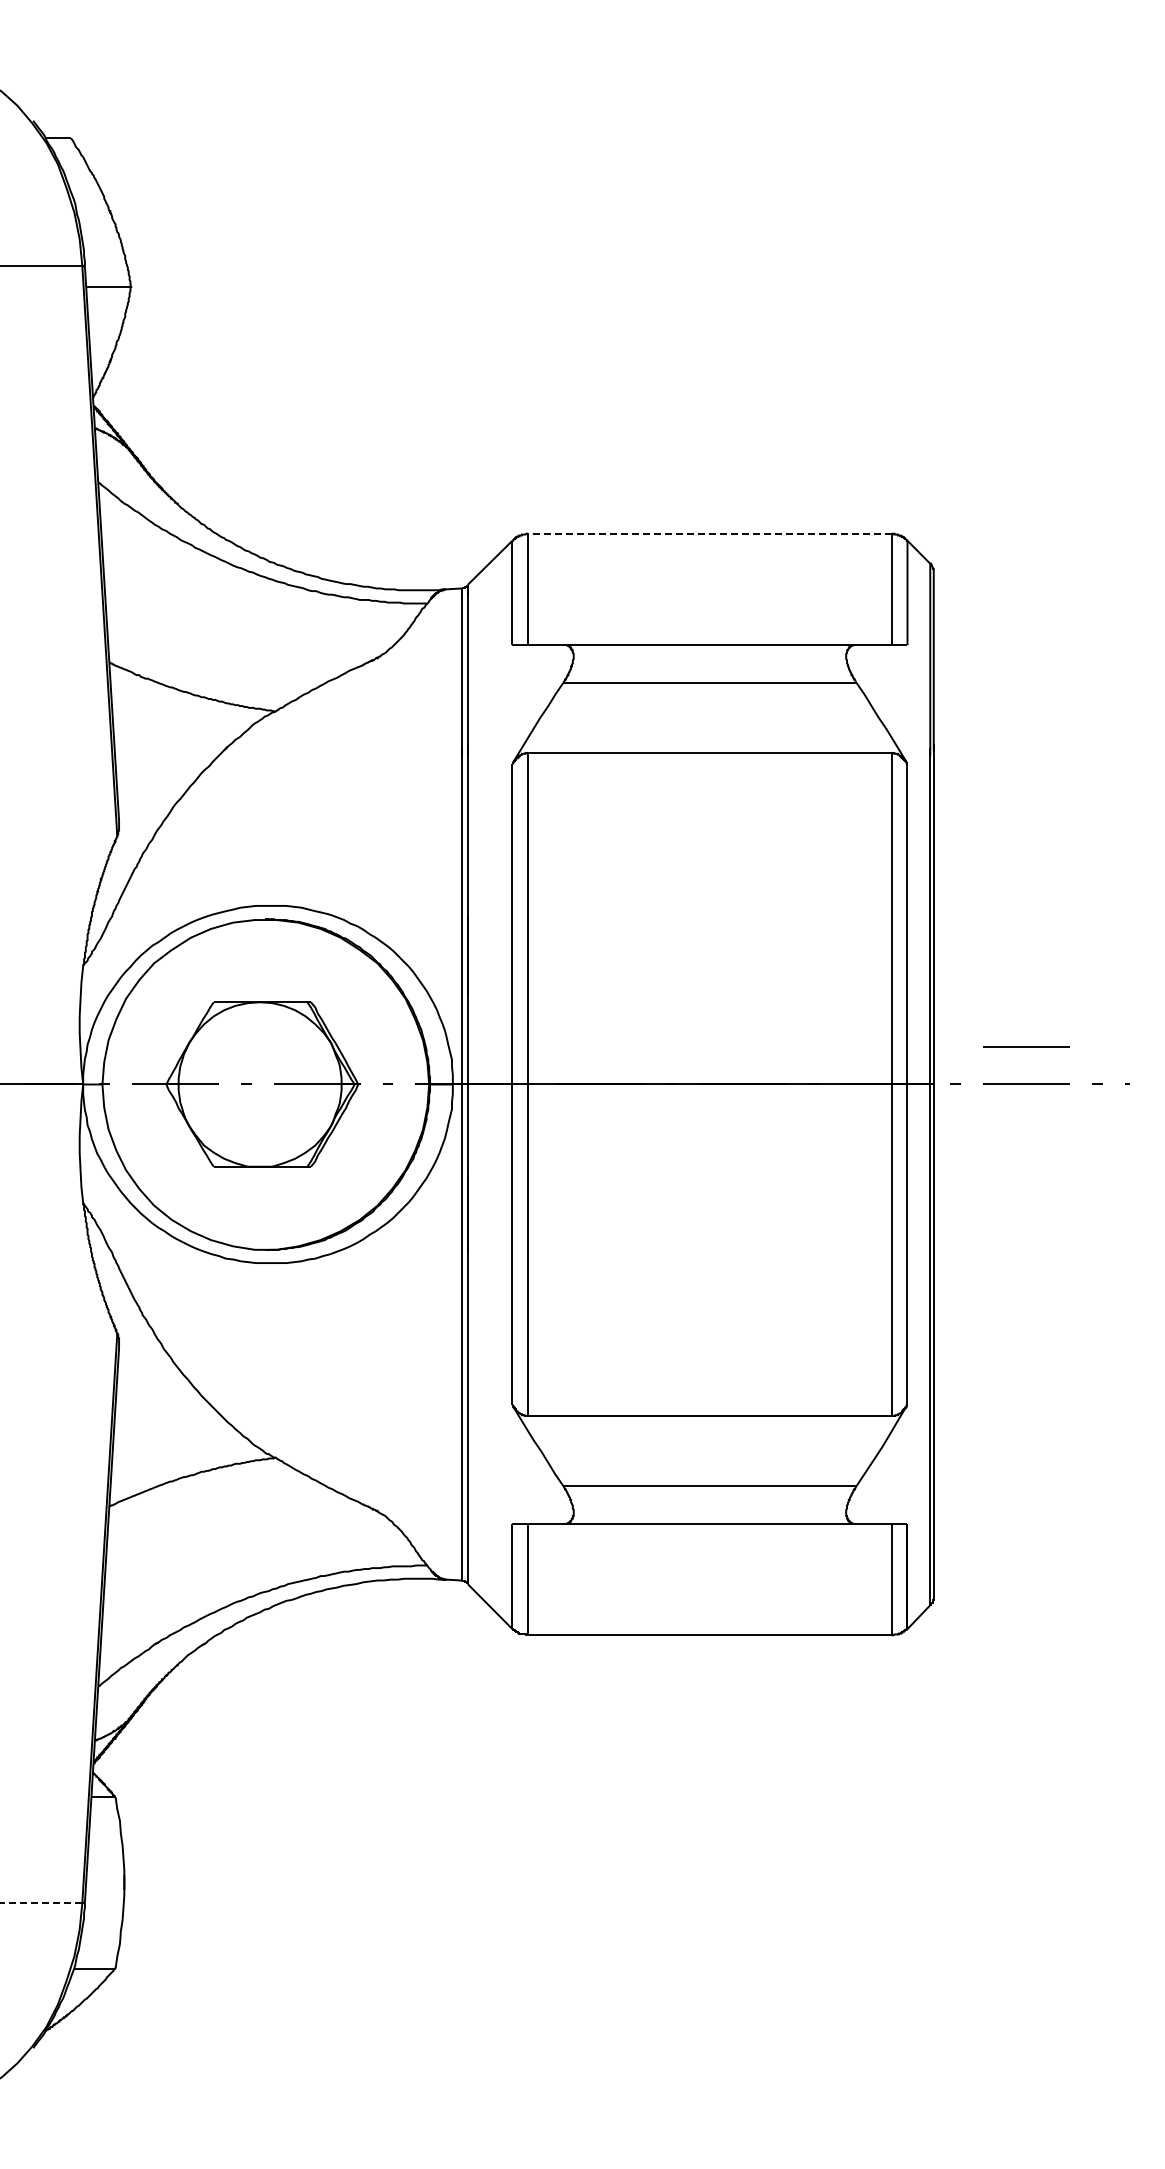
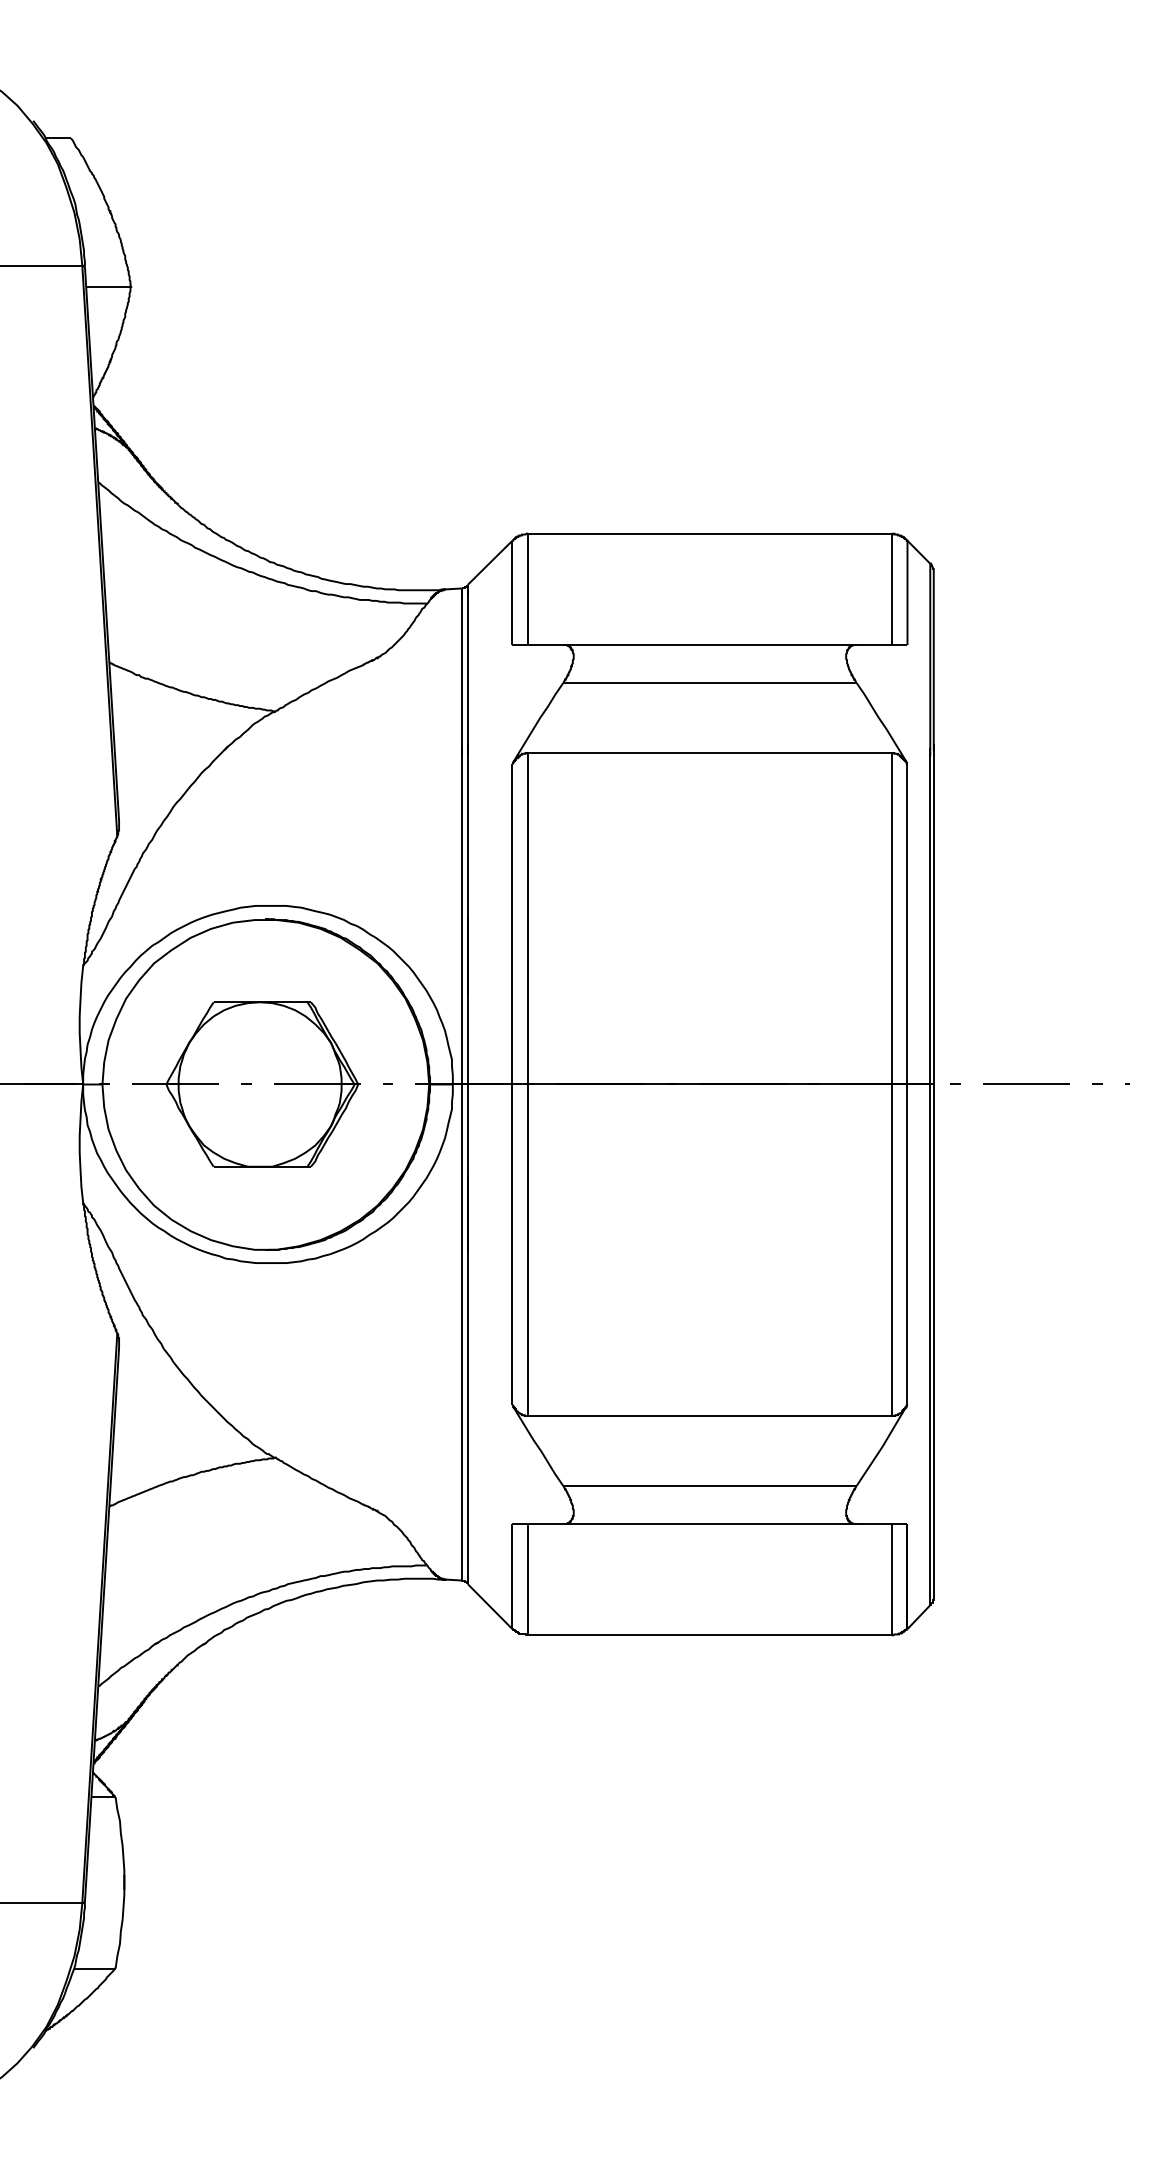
line: dashed -> solid (709, 533)
line: present -> none (1026, 1046)
line: dashed -> solid (41, 1903)
